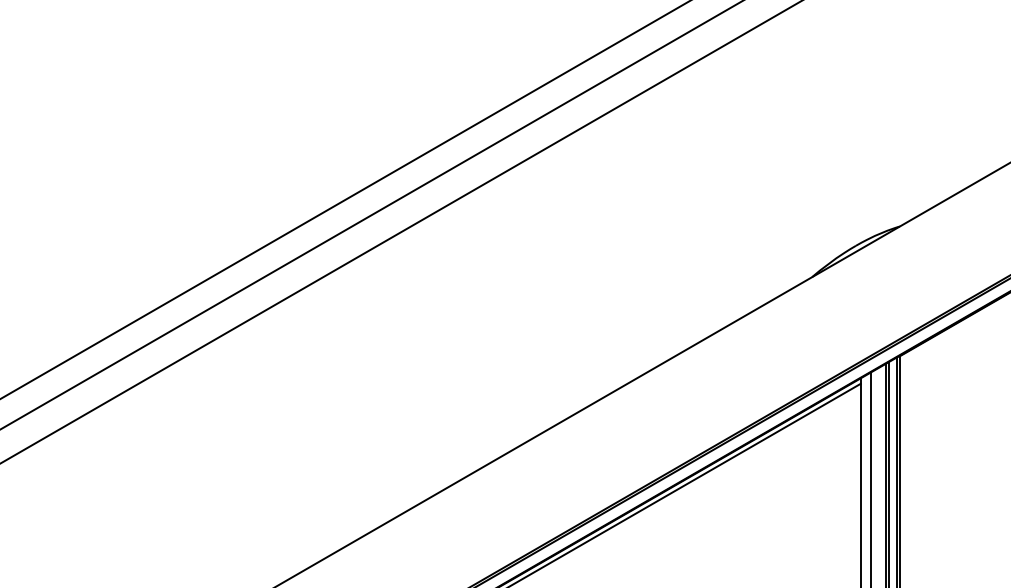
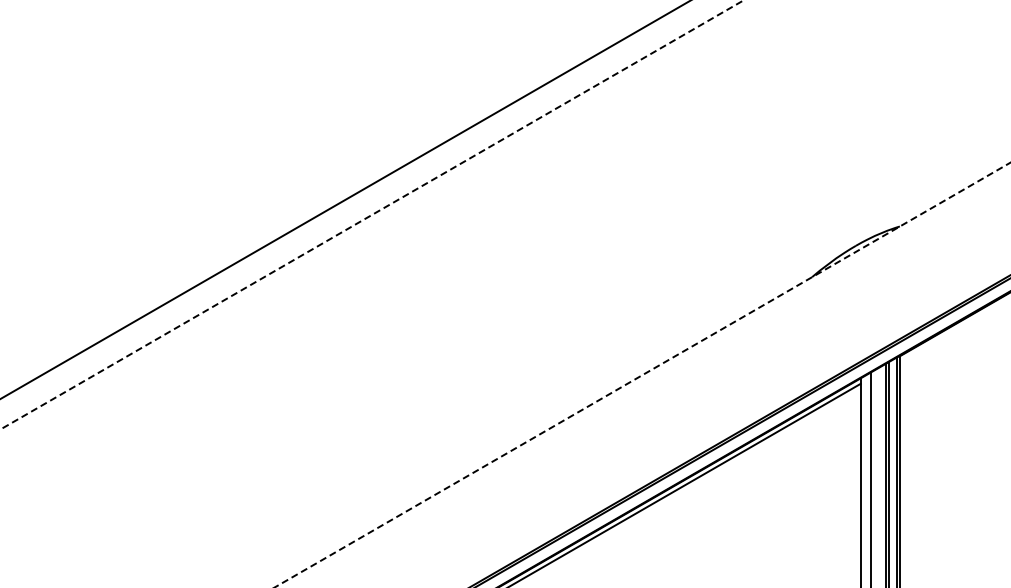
line: solid -> dashed (372, 214)
line: present -> none (400, 232)
line: solid -> dashed (642, 375)
